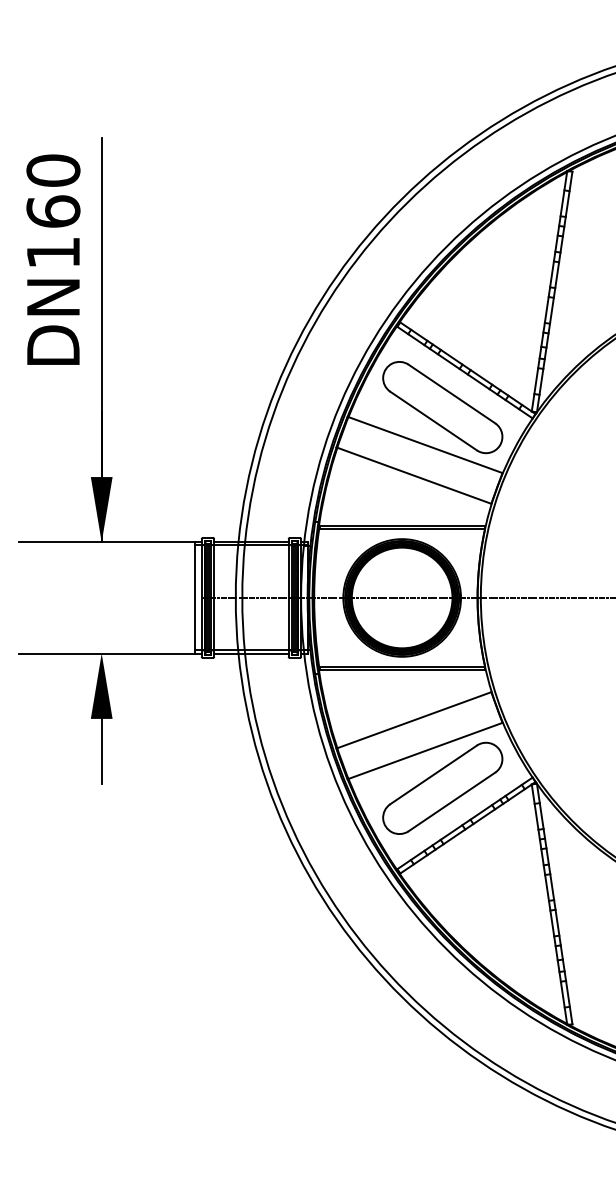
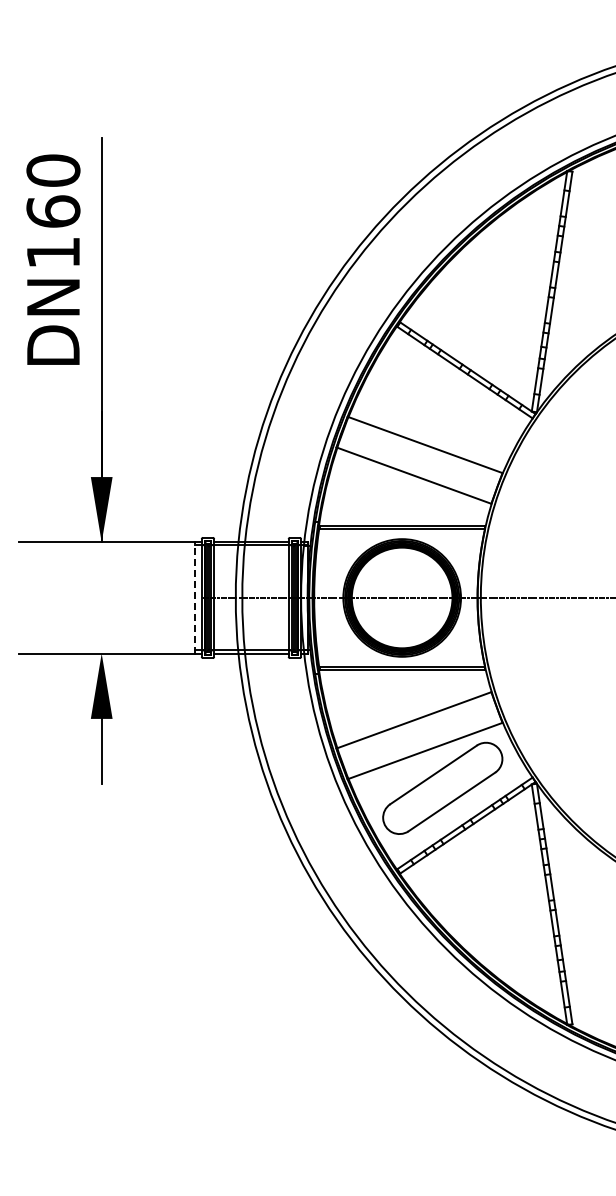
part: present -> none (442, 407)
line: solid -> dashed (195, 597)
